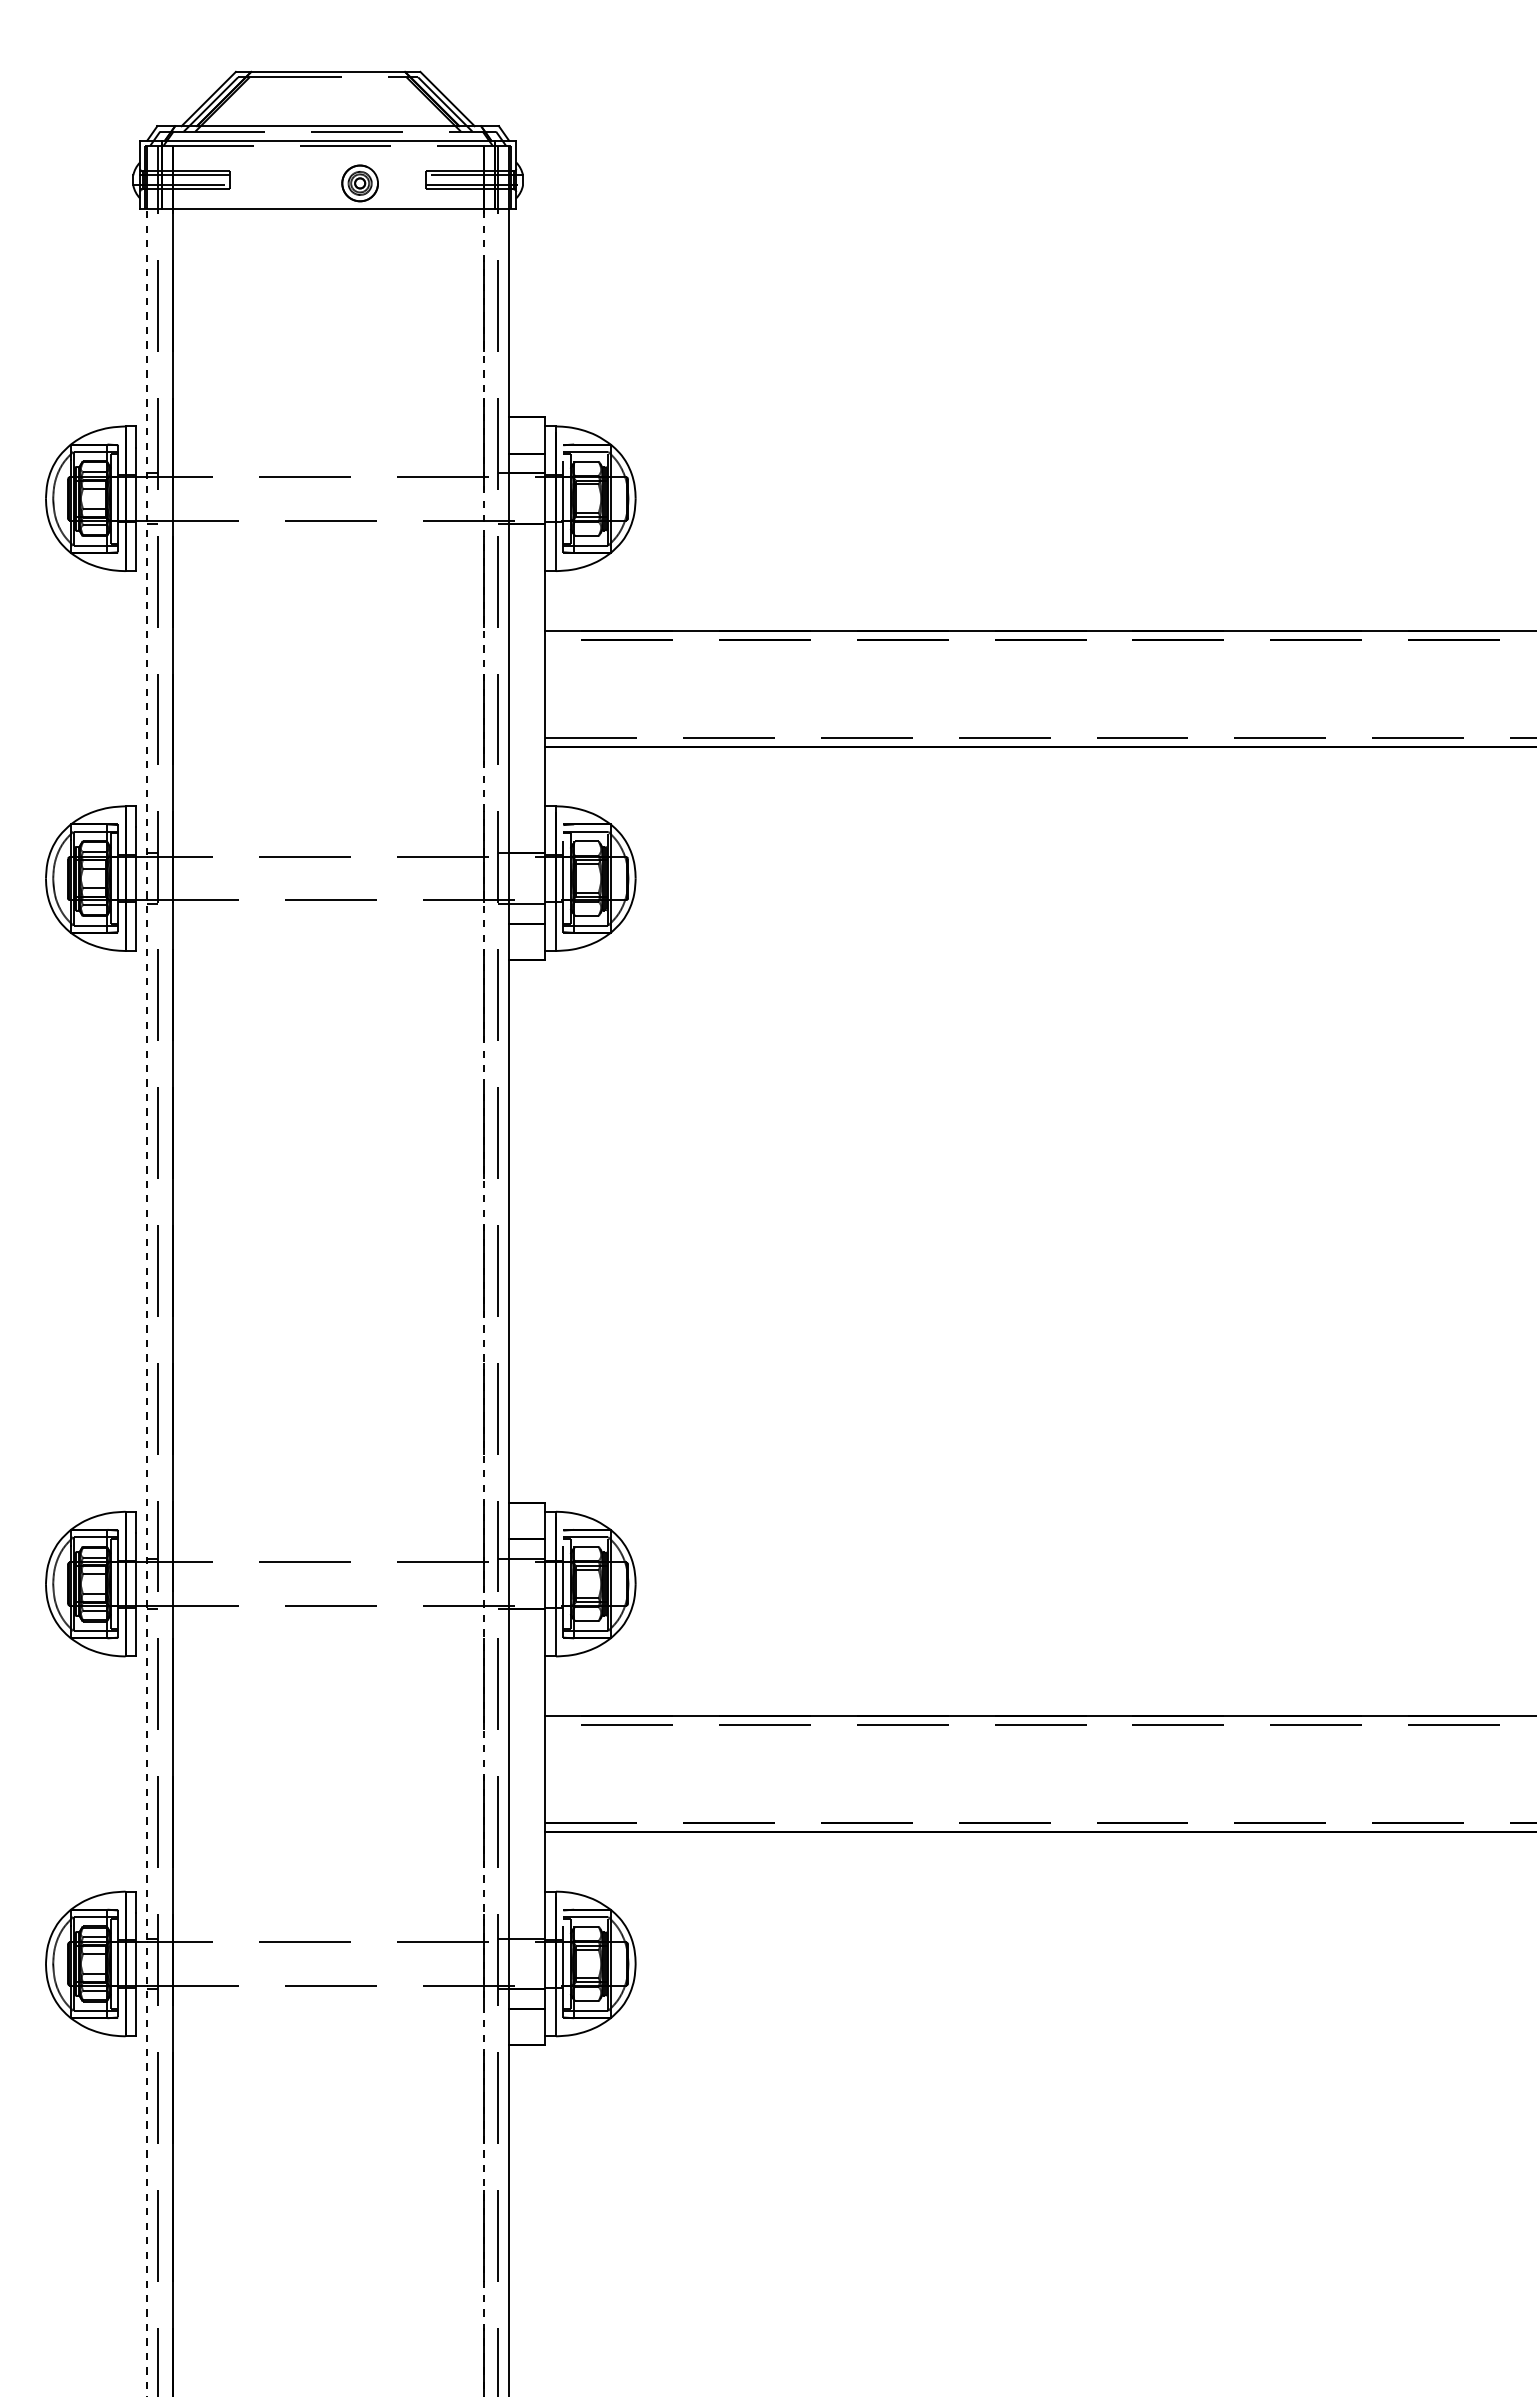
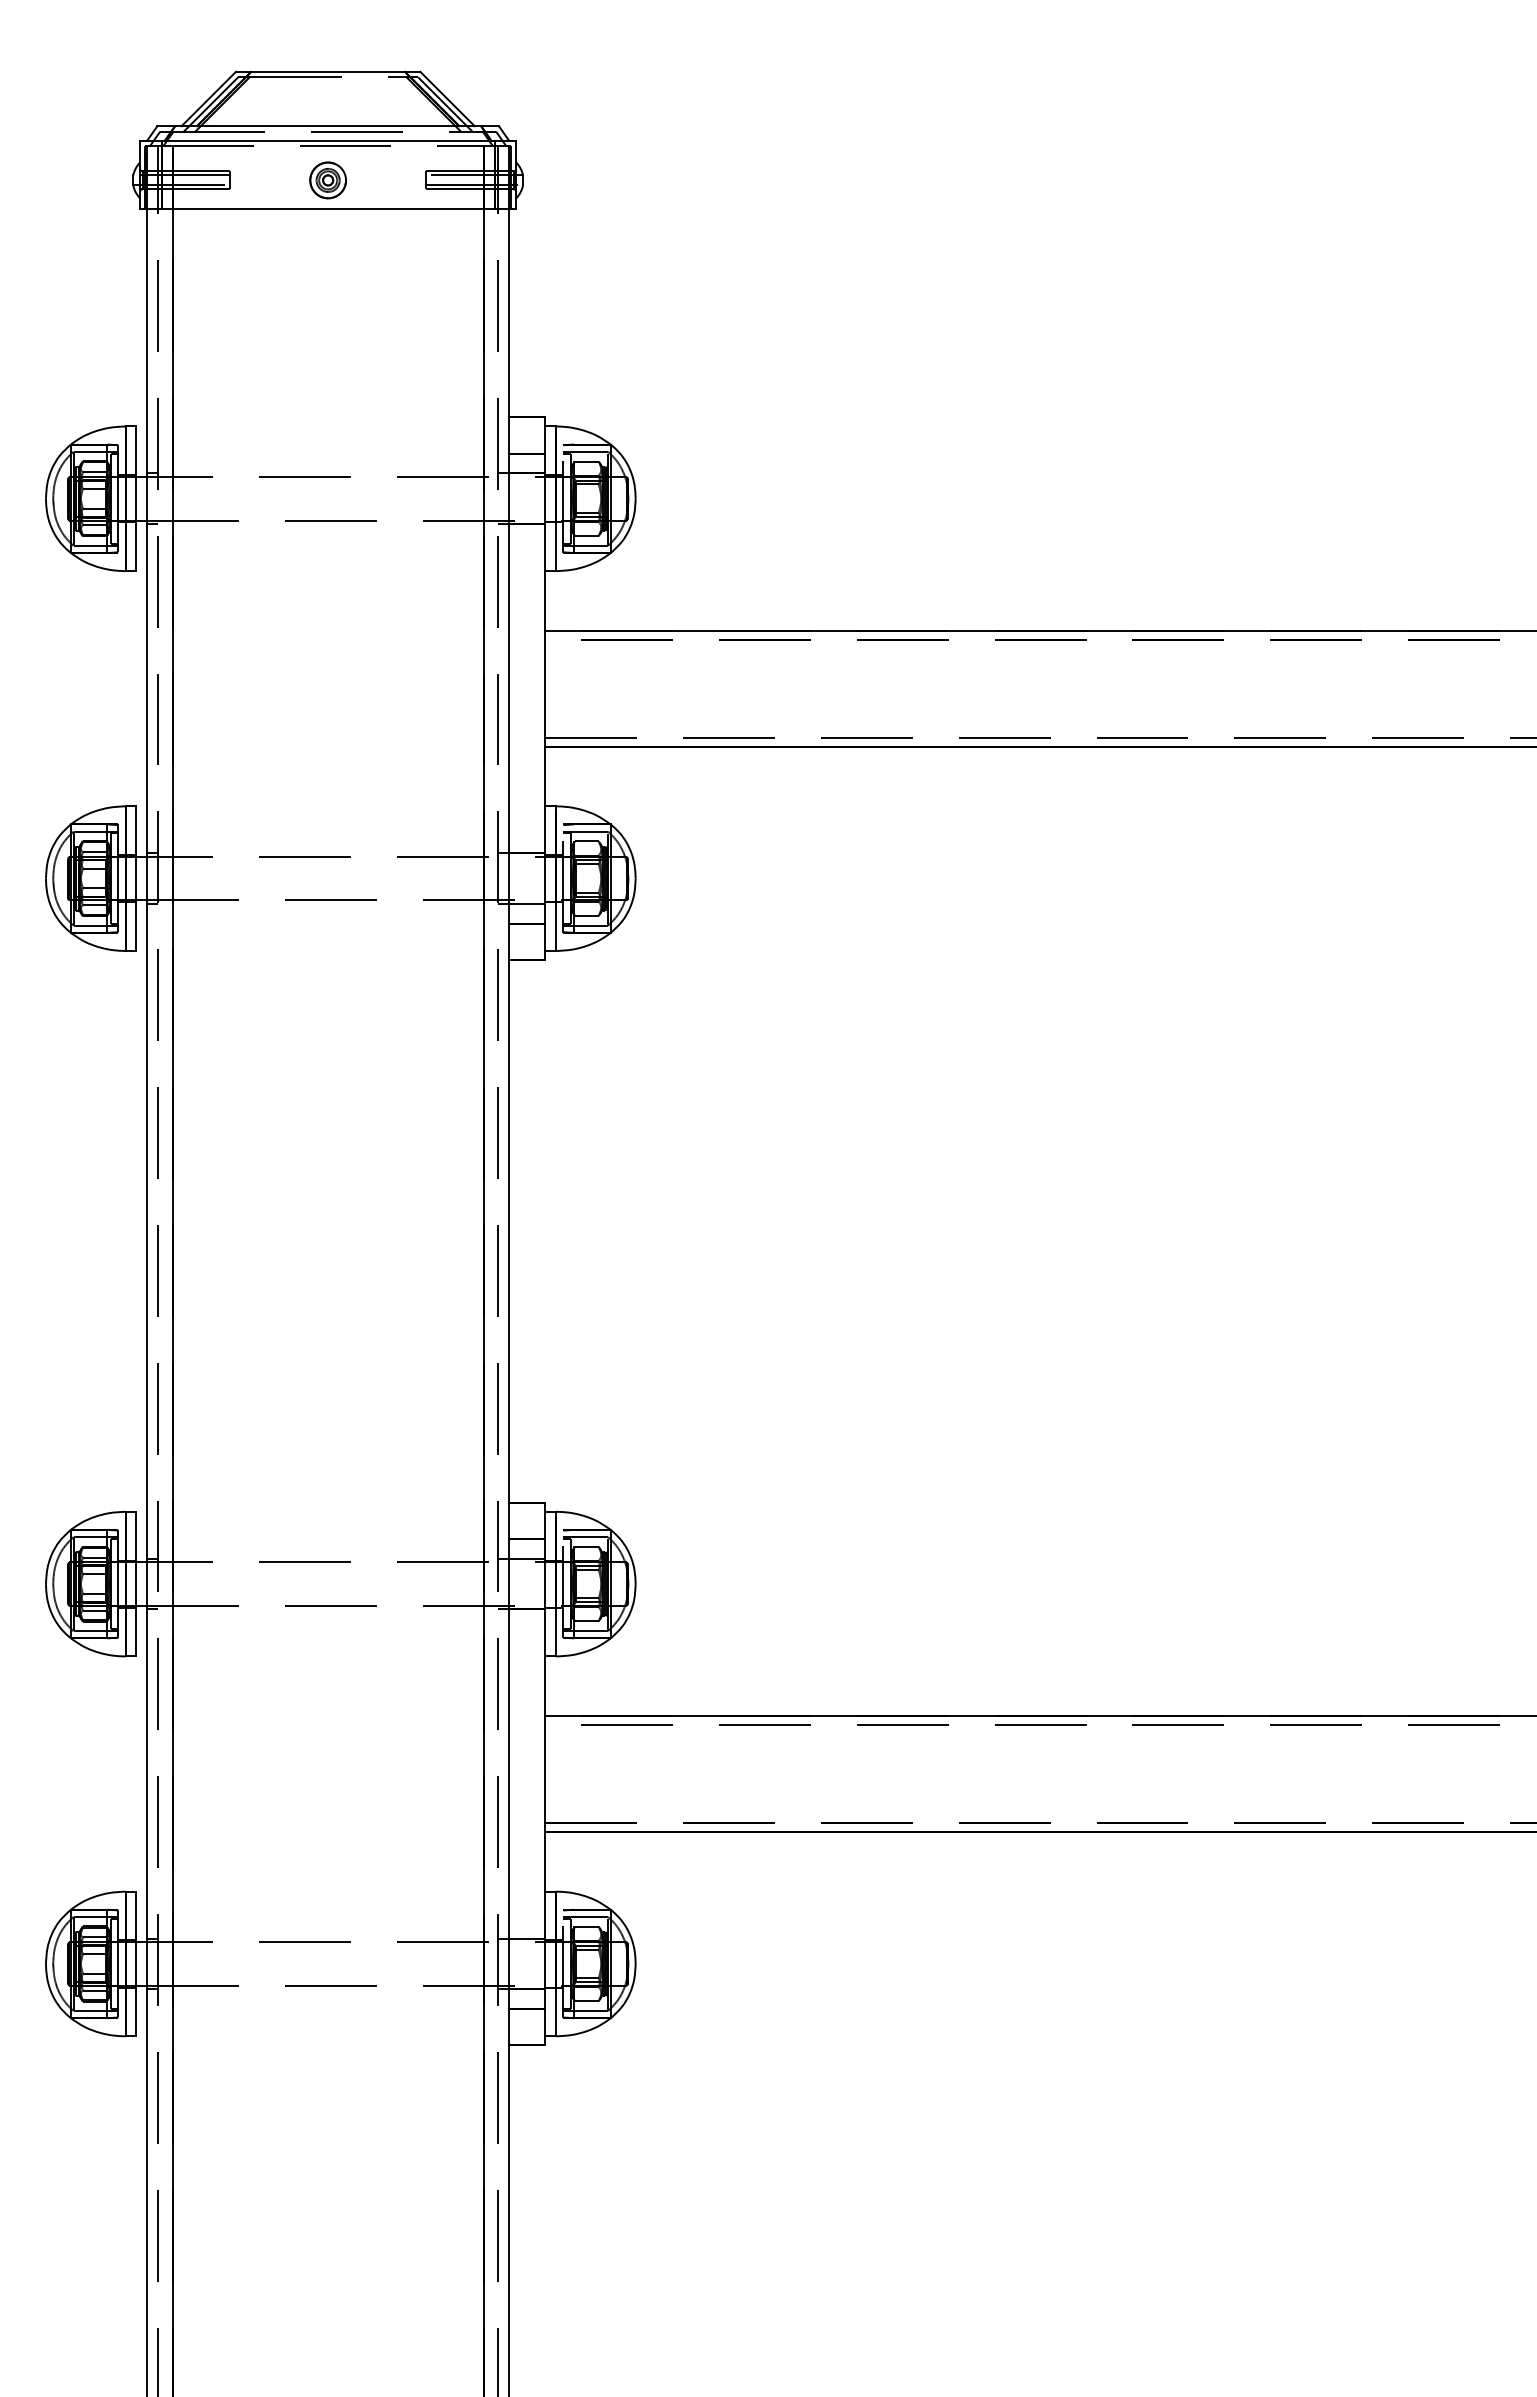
part position: (359, 183) -> (327, 180) (327, 180)
line: dashed -> solid (147, 1302)
line: dashed -> solid (483, 1302)
